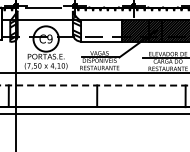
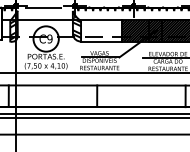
line: dashed -> solid (94, 85)
line: none -> present (94, 117)
line: none -> present (94, 134)
